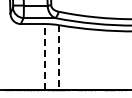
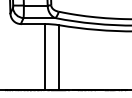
line: dashed -> solid (44, 56)
line: dashed -> solid (59, 58)
